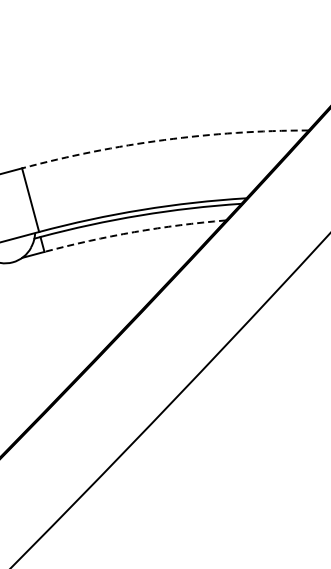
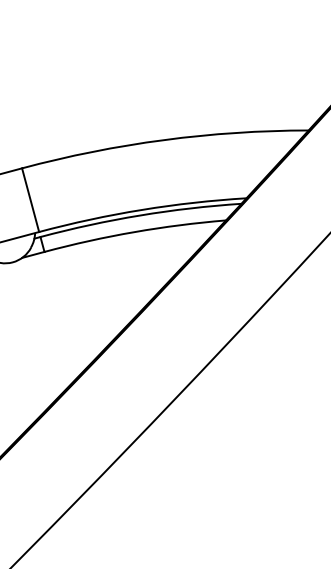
arc: dashed -> solid (164, 140)
arc: dashed -> solid (134, 232)
